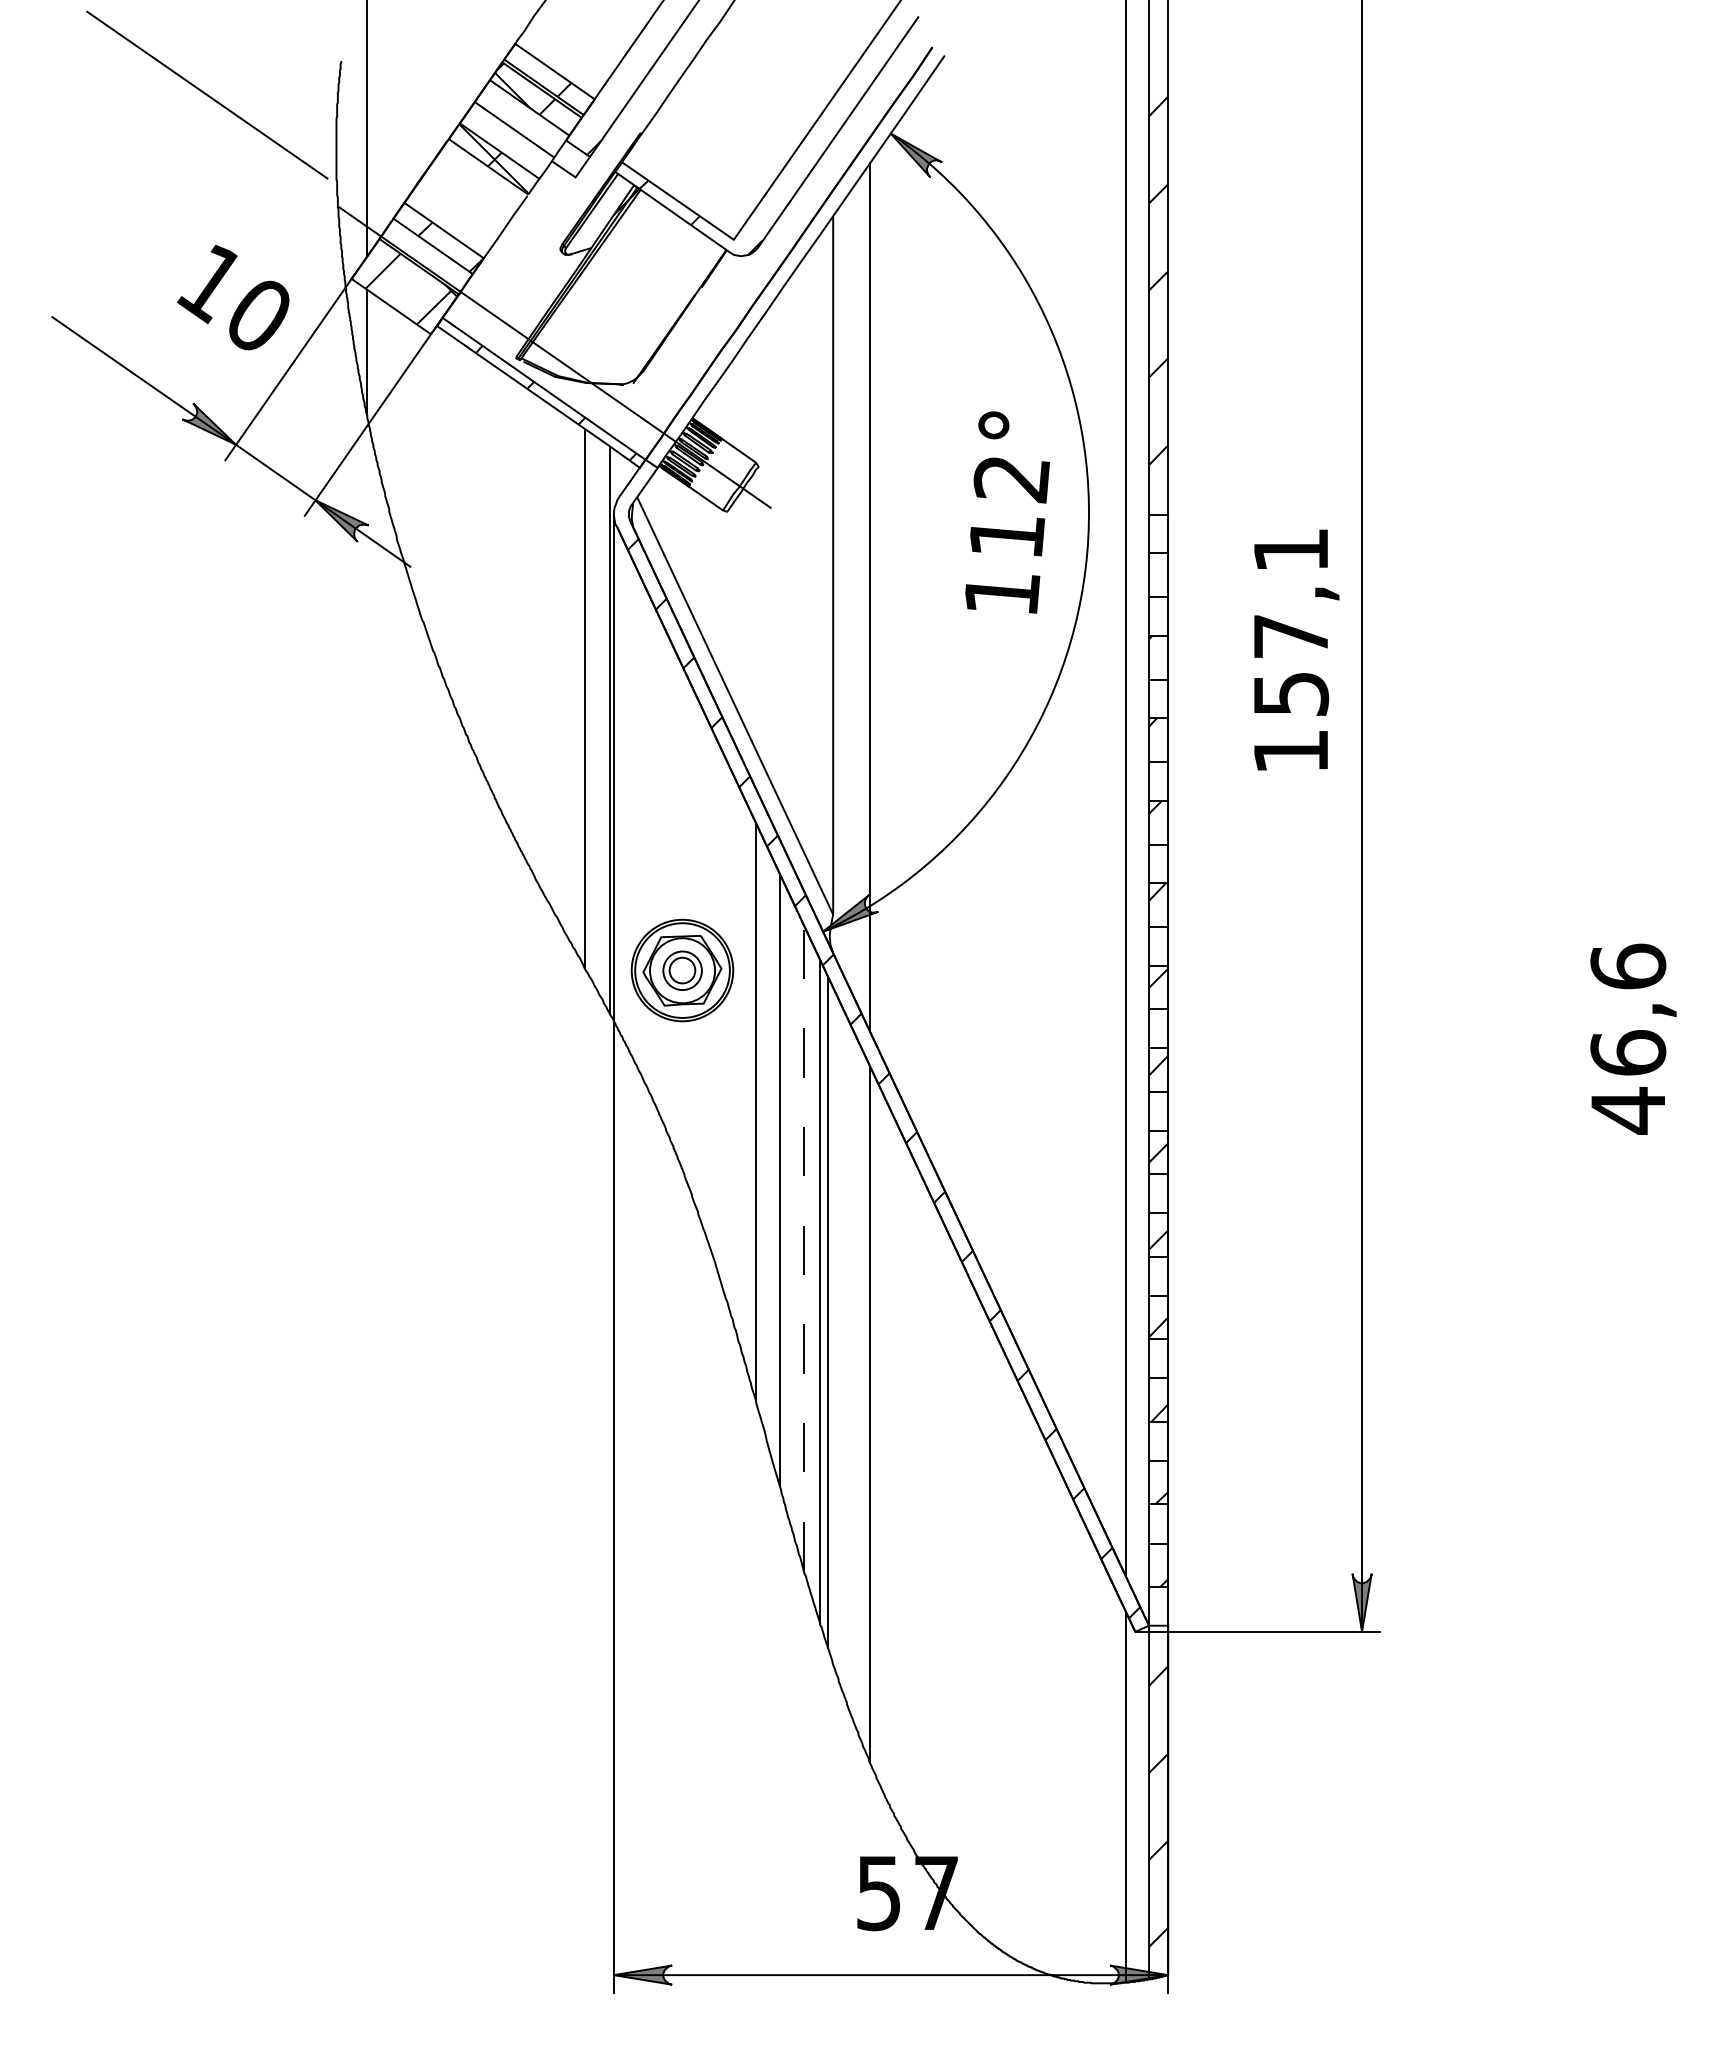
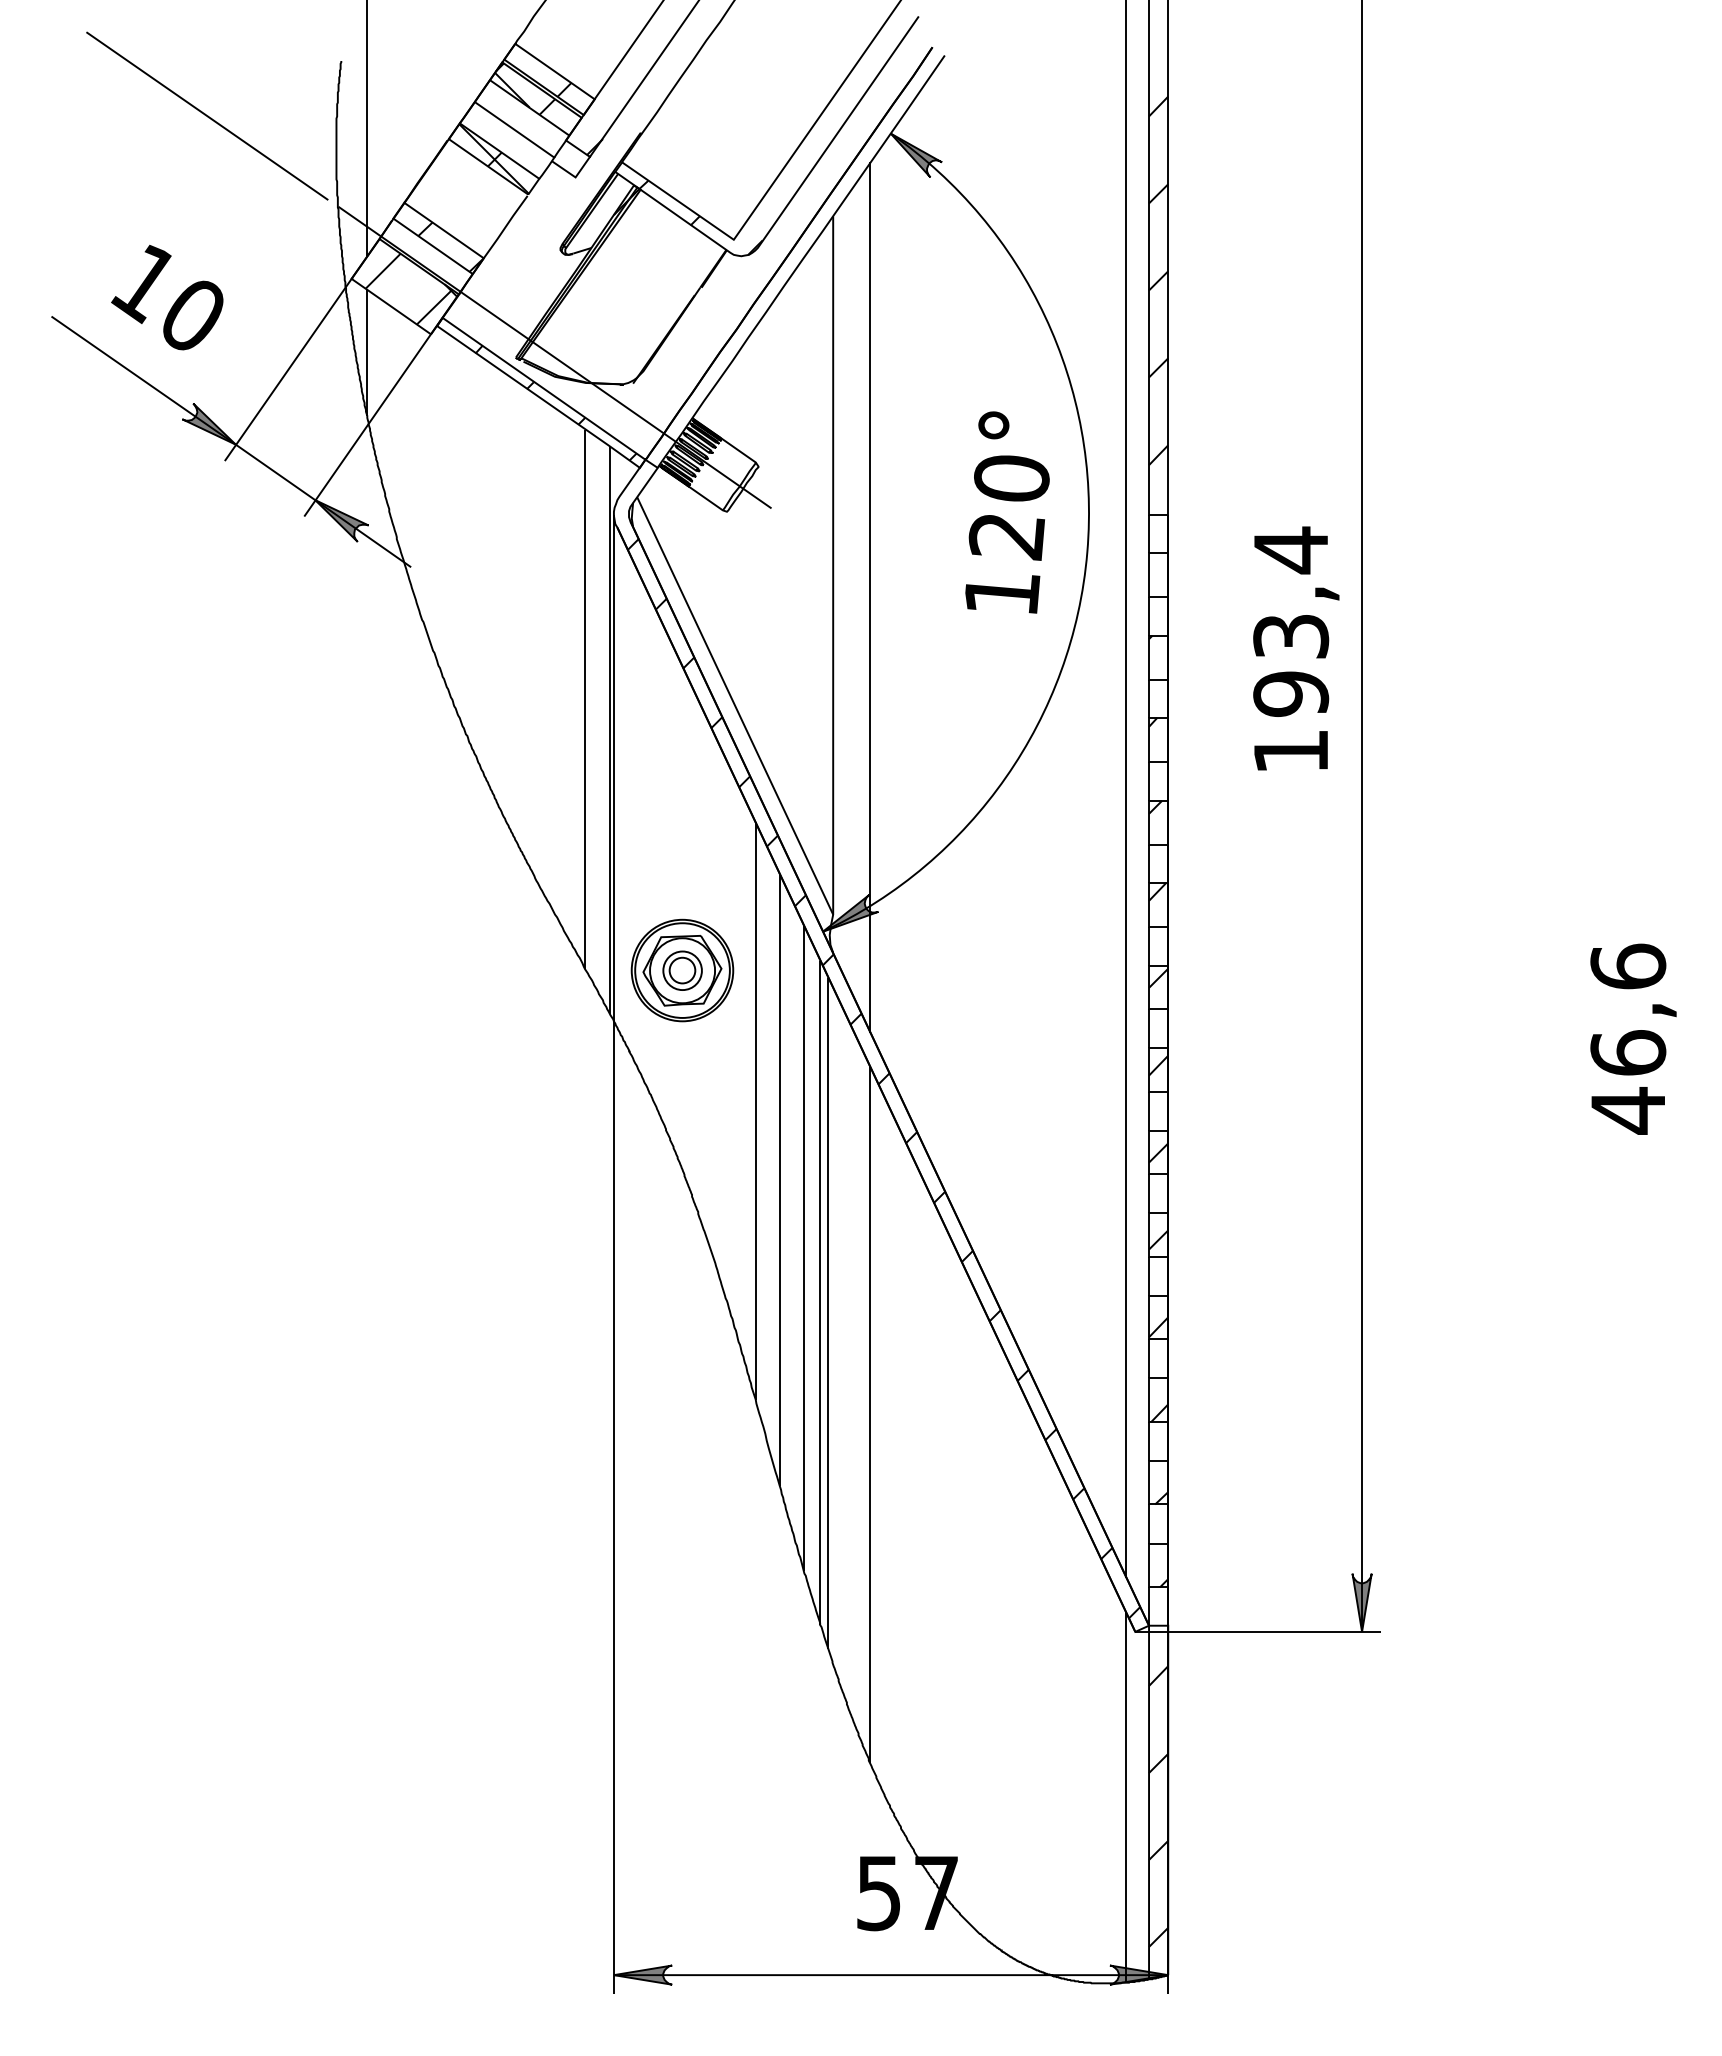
line position: (207, 94) -> (207, 115) (207, 115)
text position: (233, 297) -> (167, 297) (167, 297)
text: 112° -> 120° (1008, 507)
text: 157,1 -> 193,4 (1291, 621)
line: dashed -> solid (803, 1248)
